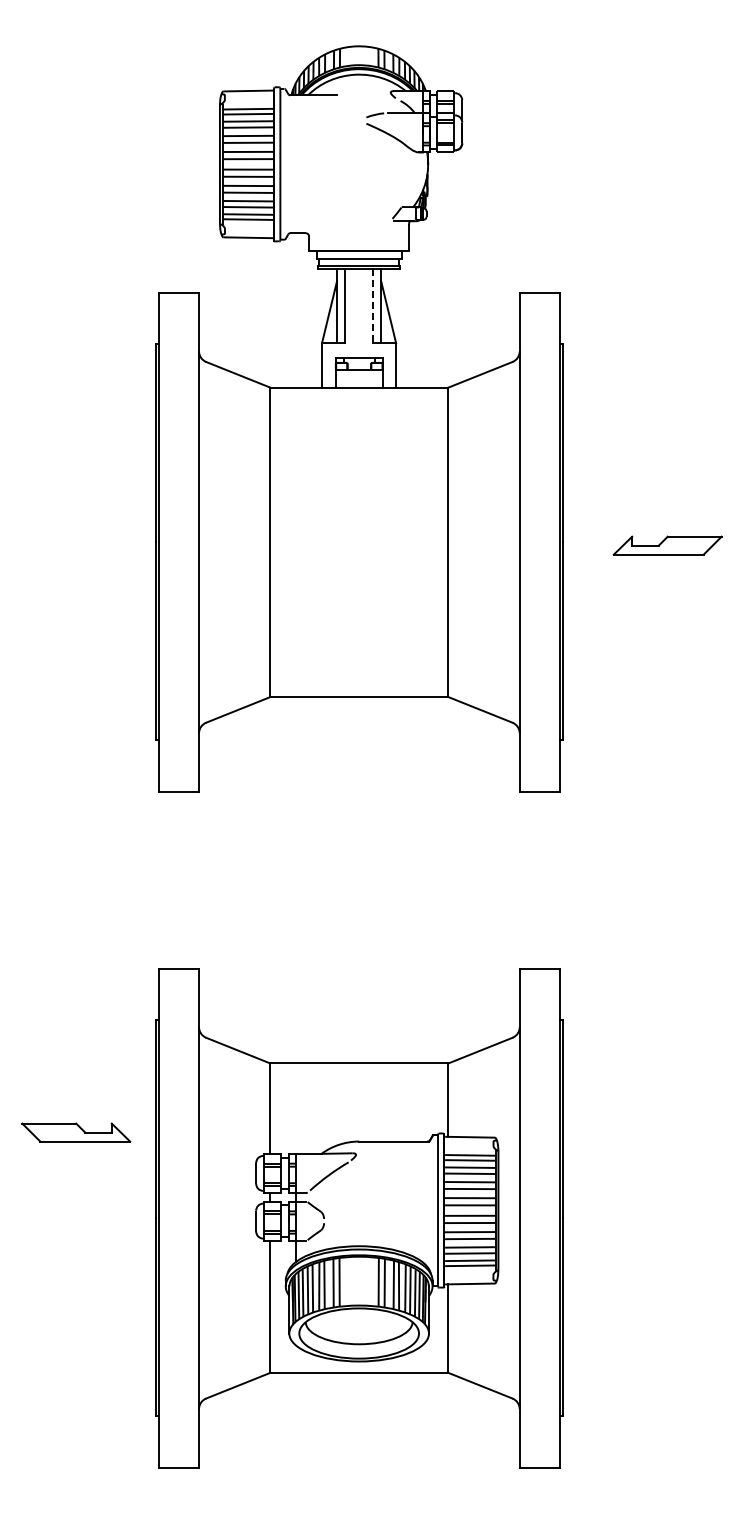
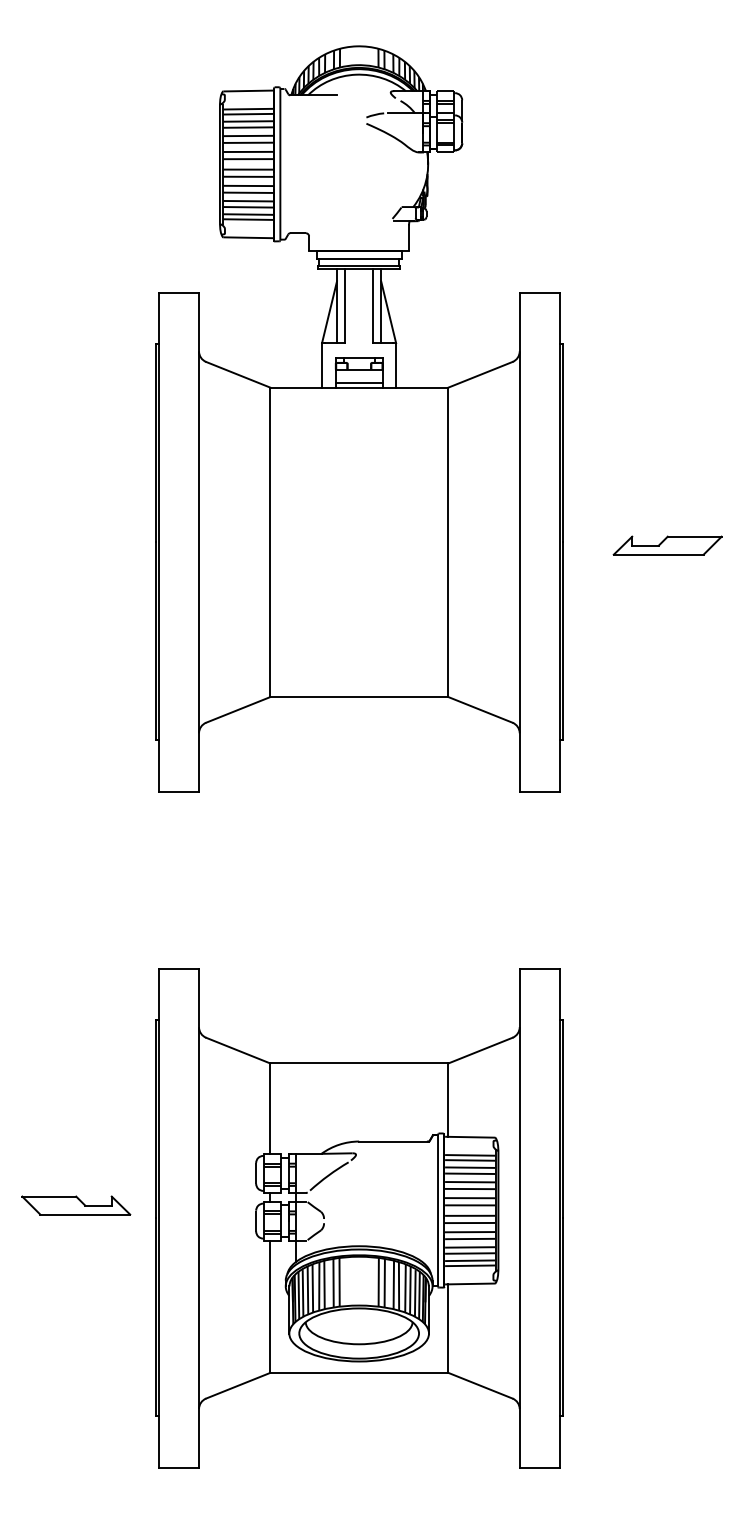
line: dashed -> solid (373, 306)
line: none -> present (358, 383)
part position: (76, 1132) -> (76, 1205) (76, 1205)
